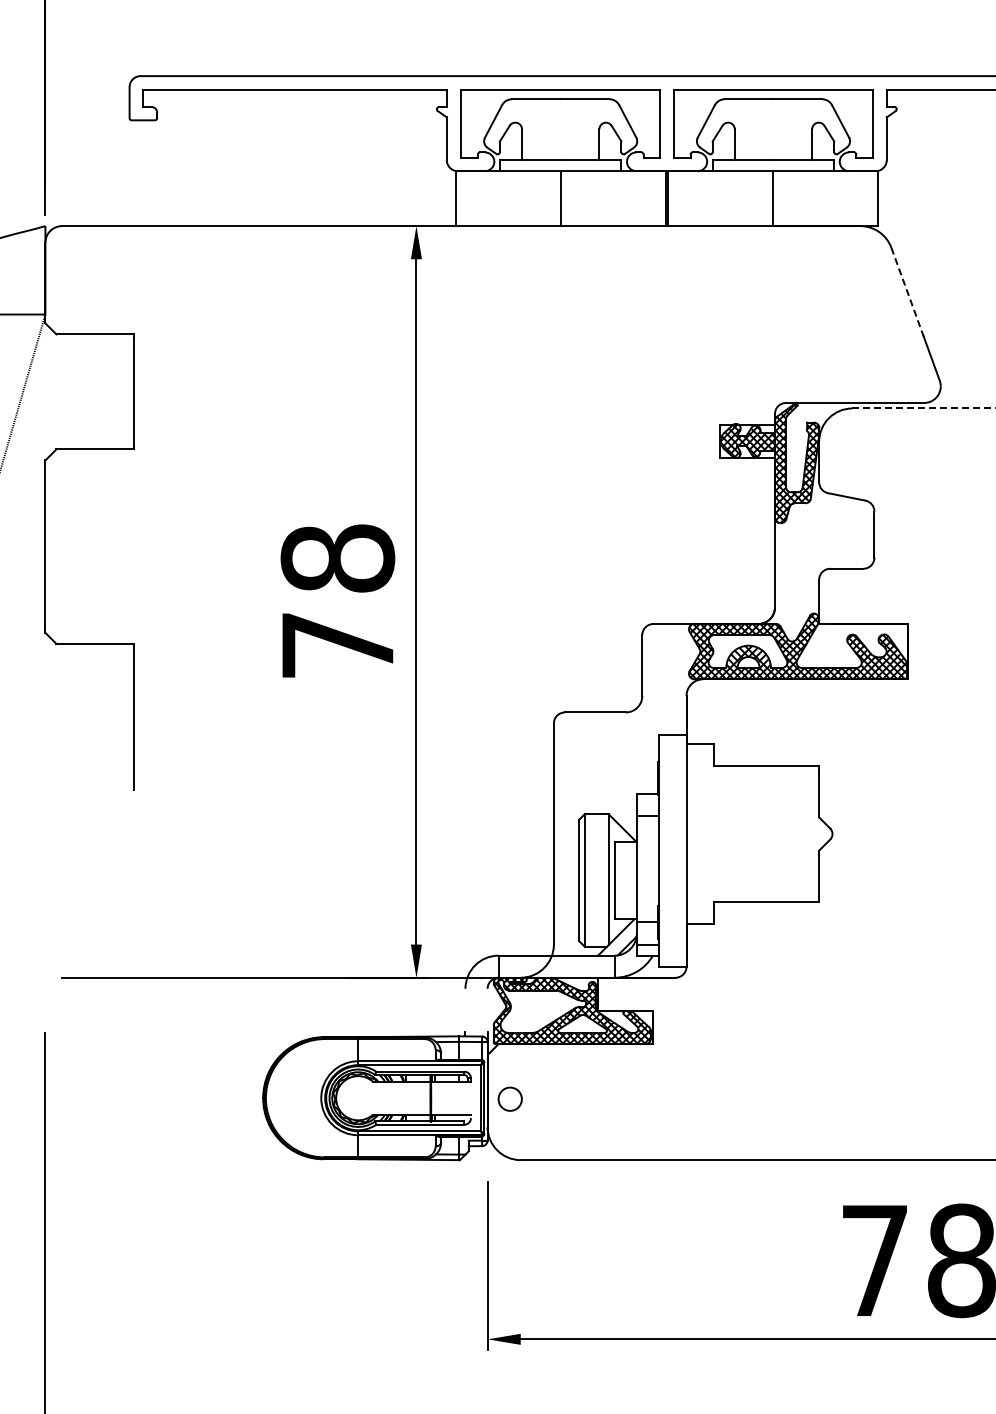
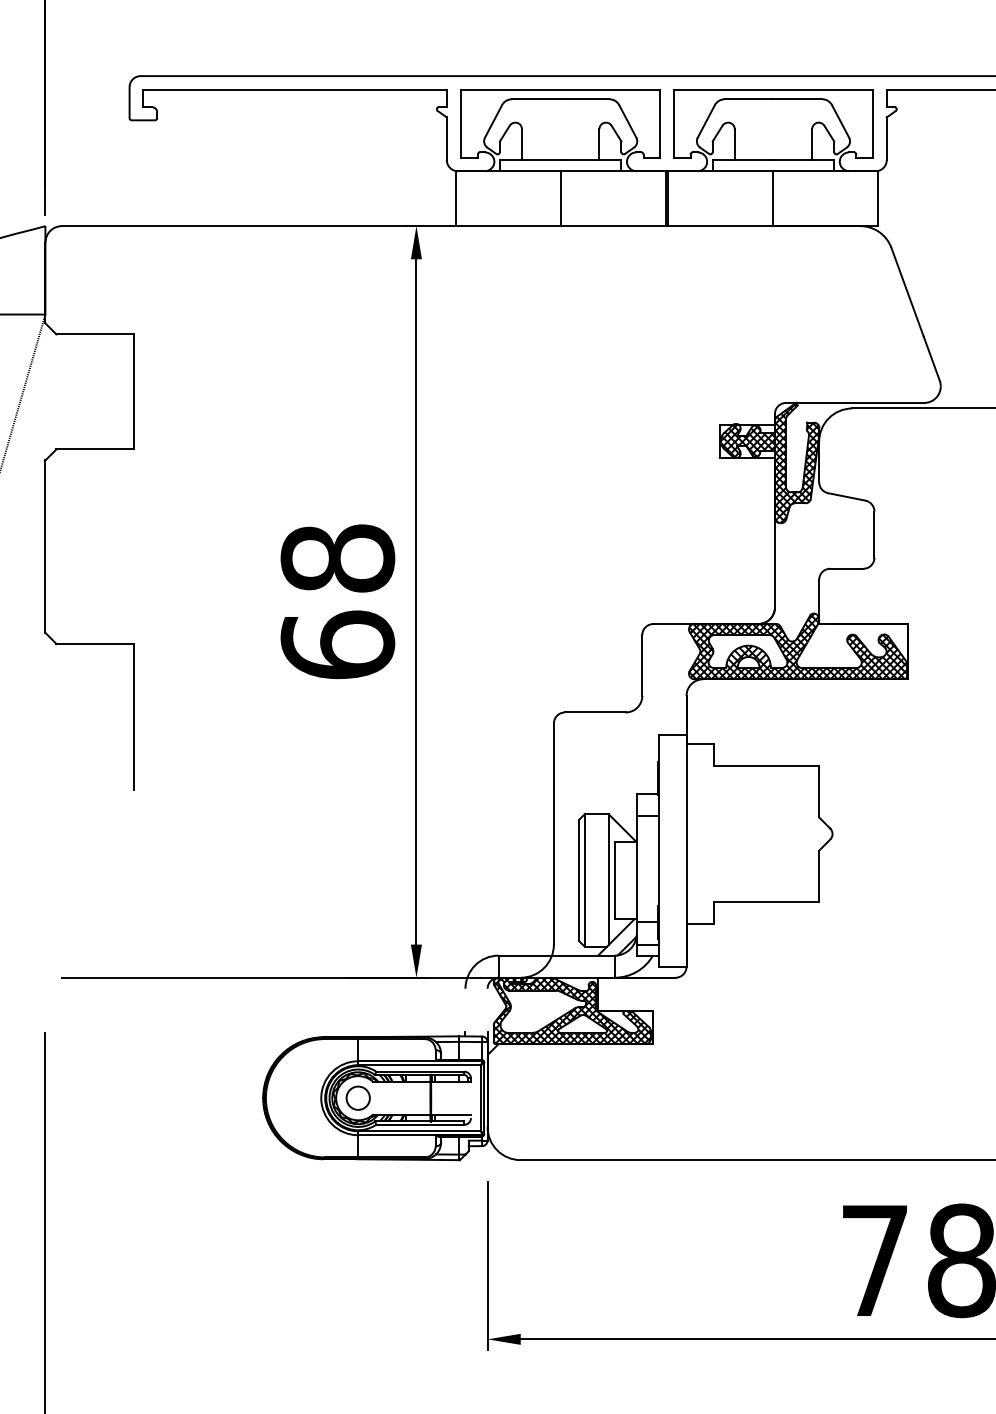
line: dashed -> solid (907, 292)
line: dashed -> solid (924, 408)
text: 78 -> 68 (337, 644)
circle position: (509, 1098) -> (357, 1097) (357, 1097)
